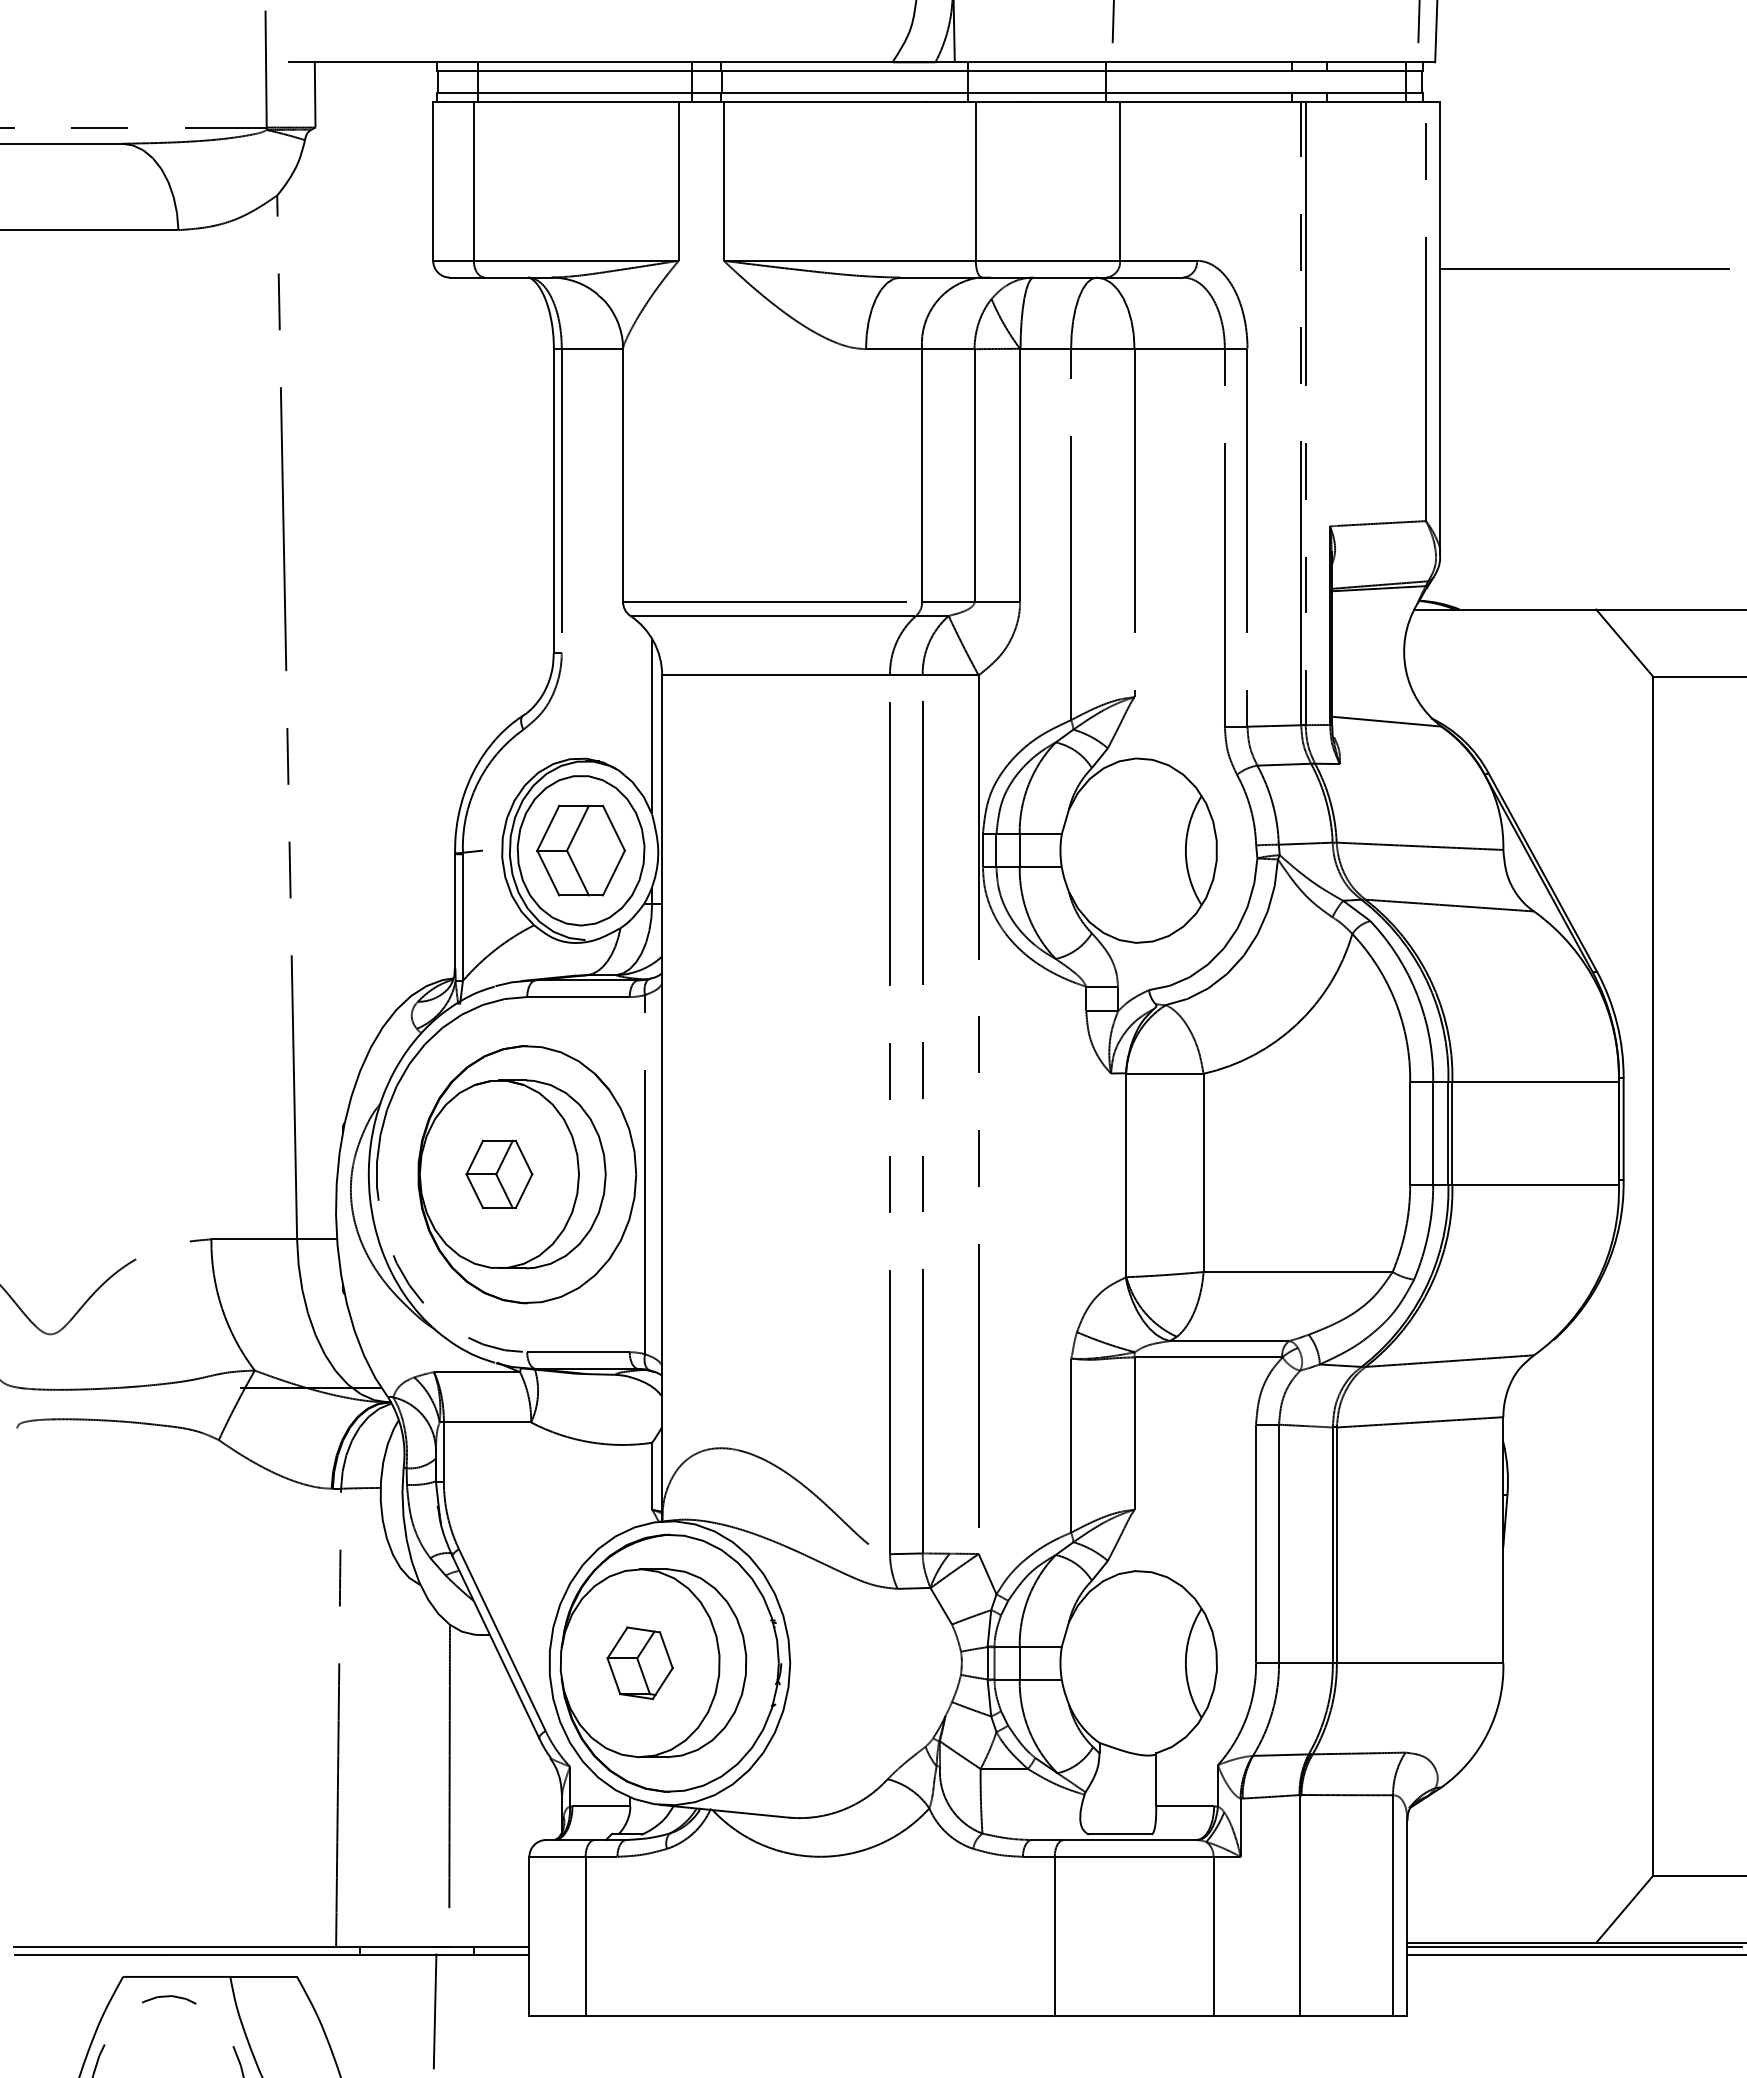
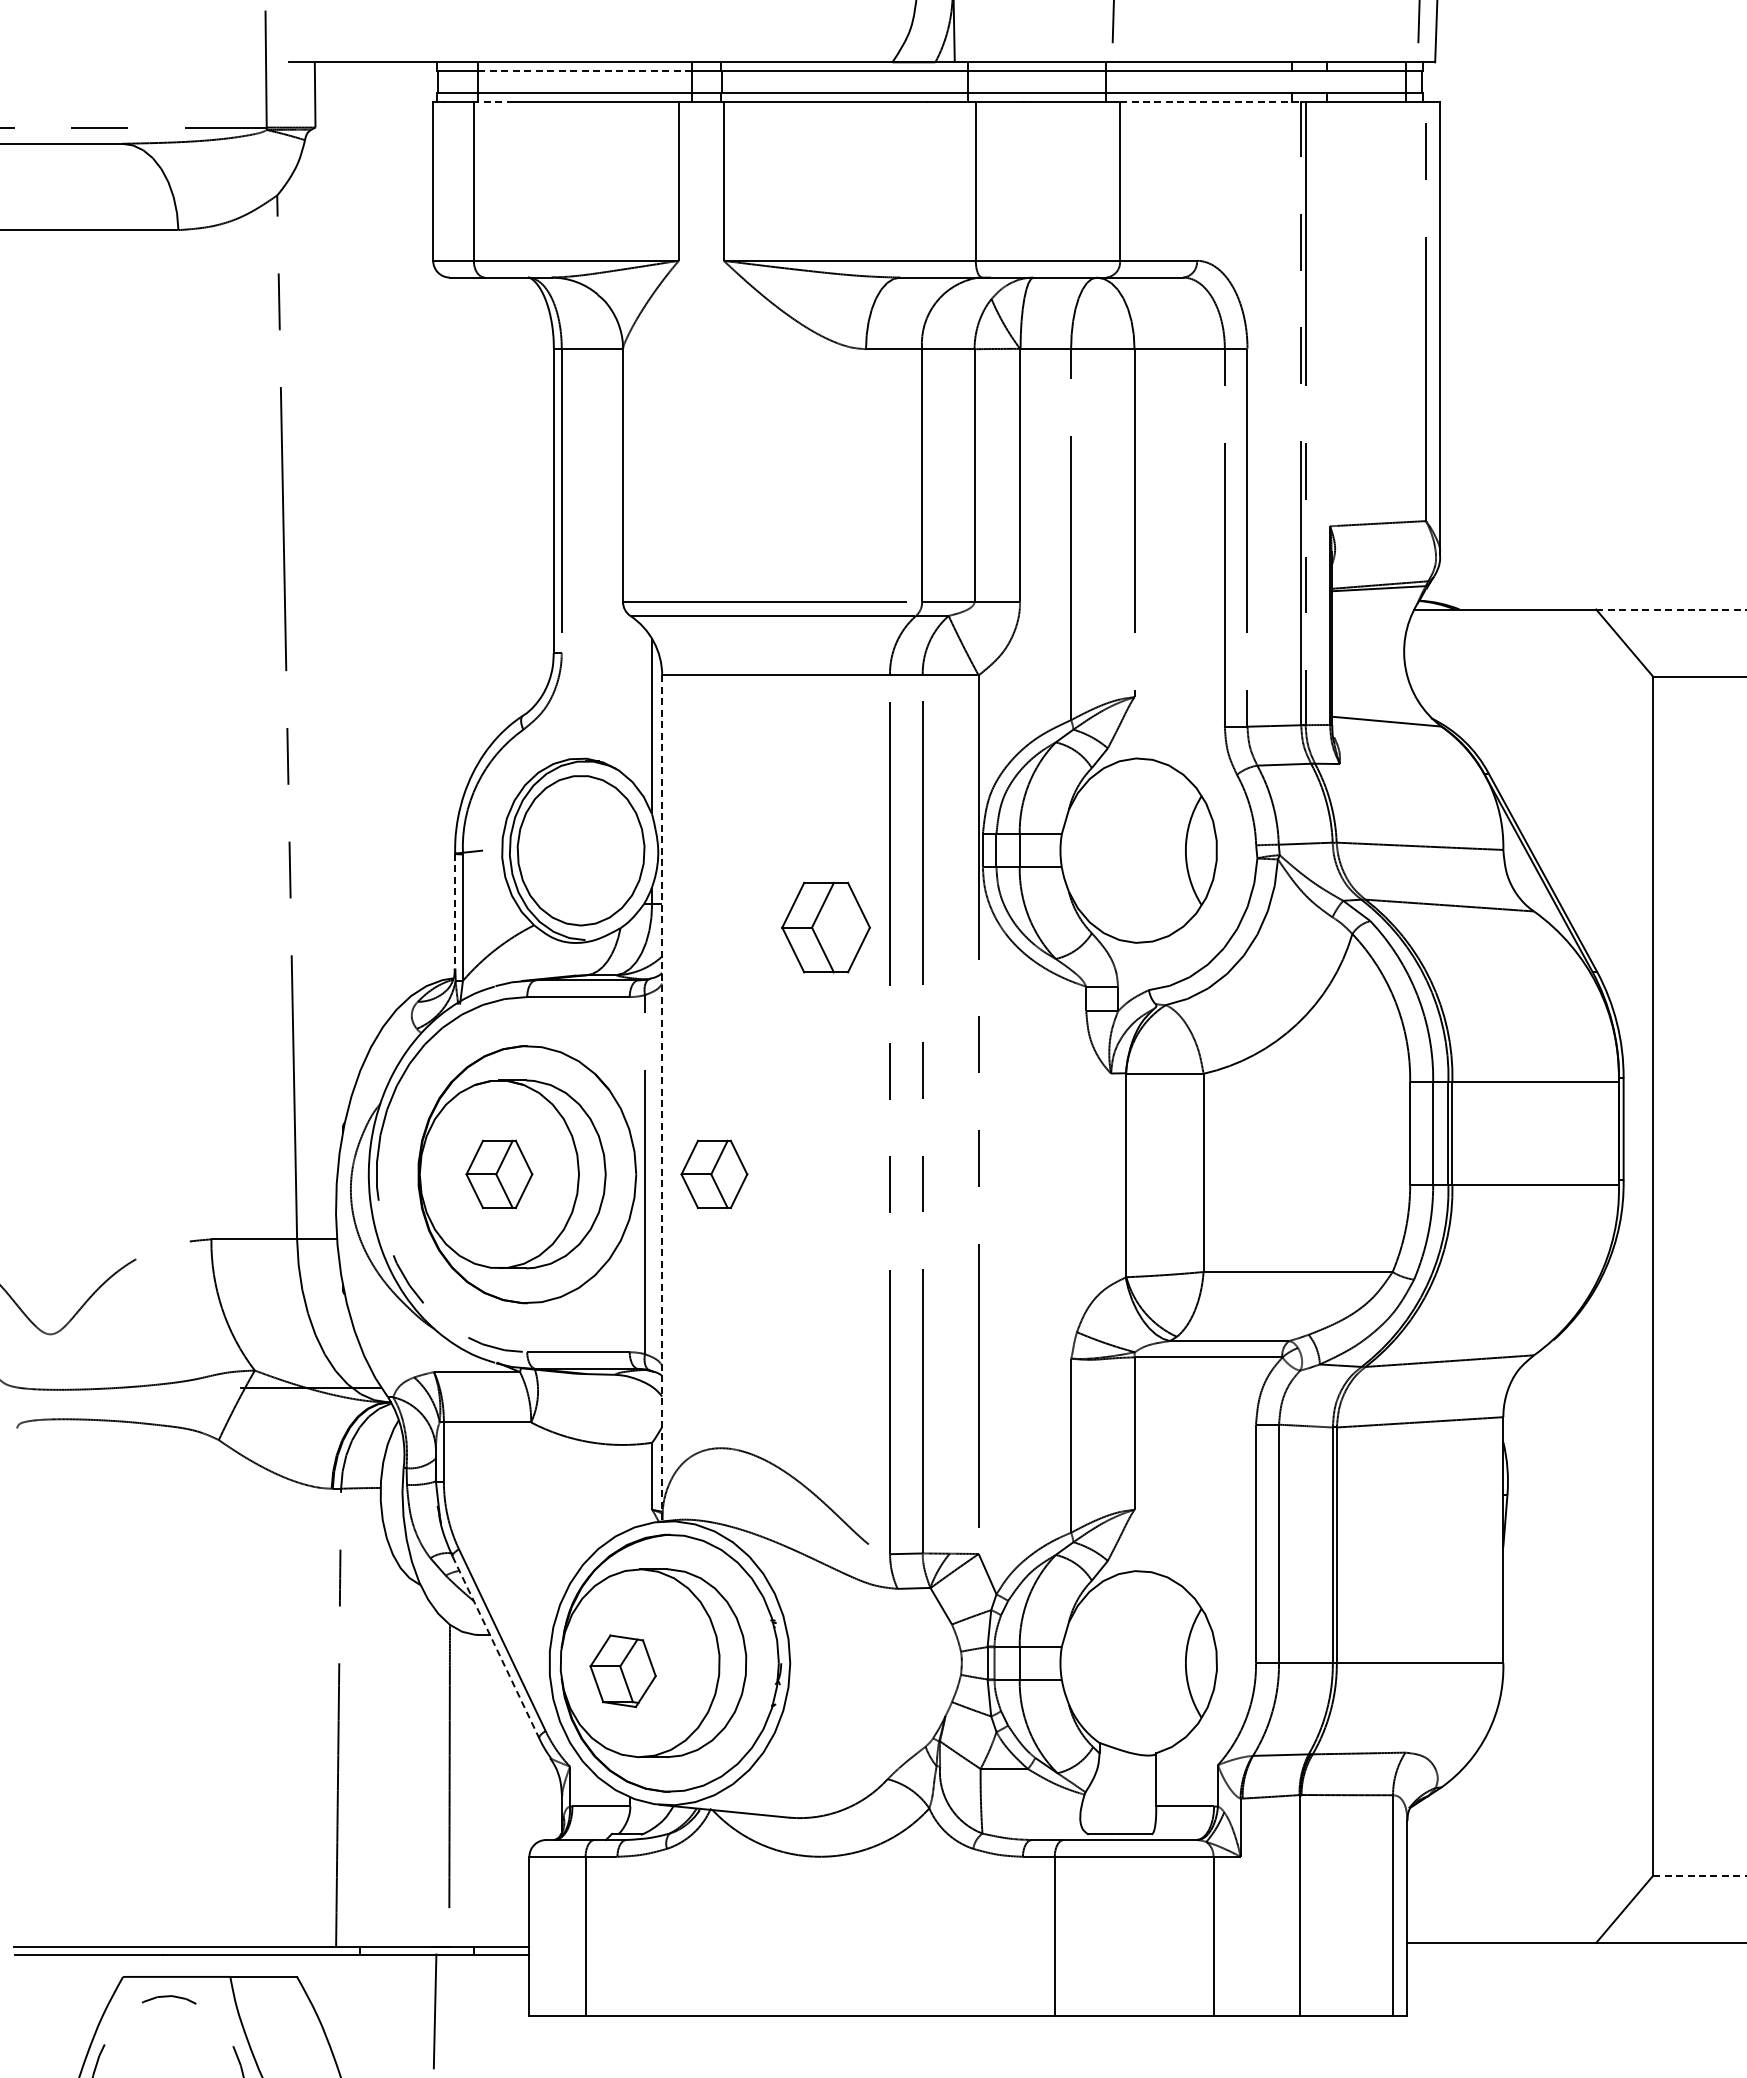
line: solid -> dashed (585, 71)
line: solid -> dashed (495, 101)
line: solid -> dashed (1210, 101)
line: present -> none (1584, 269)
line: solid -> dashed (1671, 609)
part position: (580, 850) -> (825, 927) (825, 927)
line: solid -> dashed (455, 911)
line: solid -> dashed (662, 1098)
part: none -> present (714, 1173)
line: solid -> dashed (495, 1647)
part position: (639, 1663) -> (622, 1671) (622, 1671)
line: solid -> dashed (1699, 1875)
line: present -> none (1574, 1947)
line: present -> none (1575, 1954)
